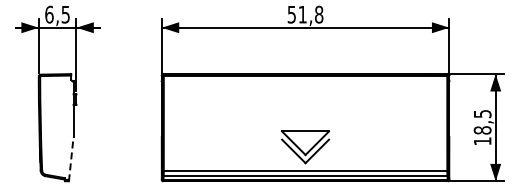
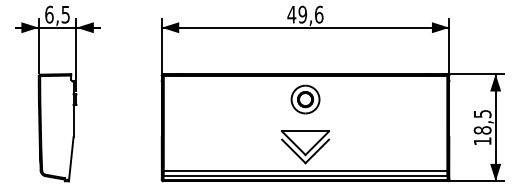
text: 51,8 -> 49,6 (305, 14)
part: none -> present (305, 99)
line: dashed -> solid (71, 158)
